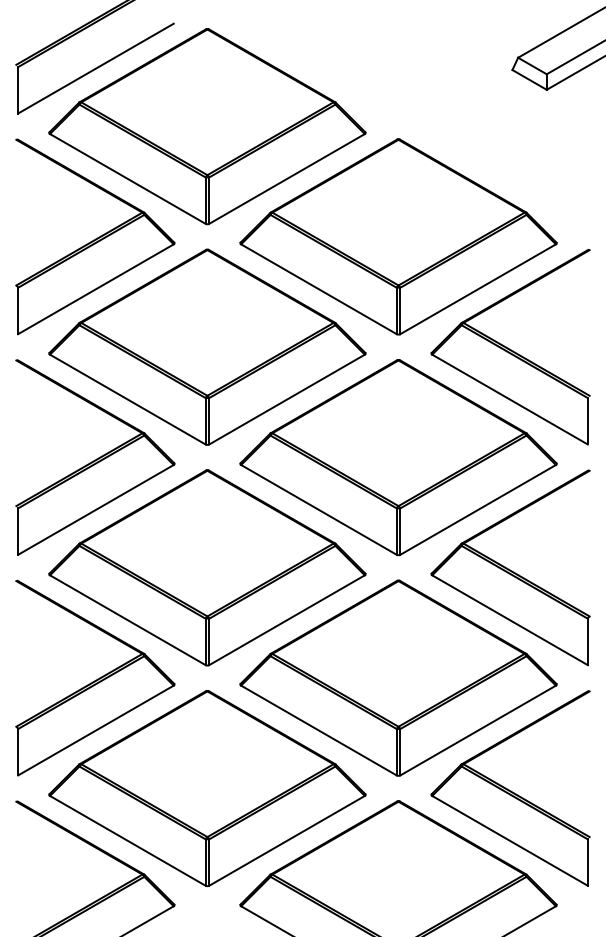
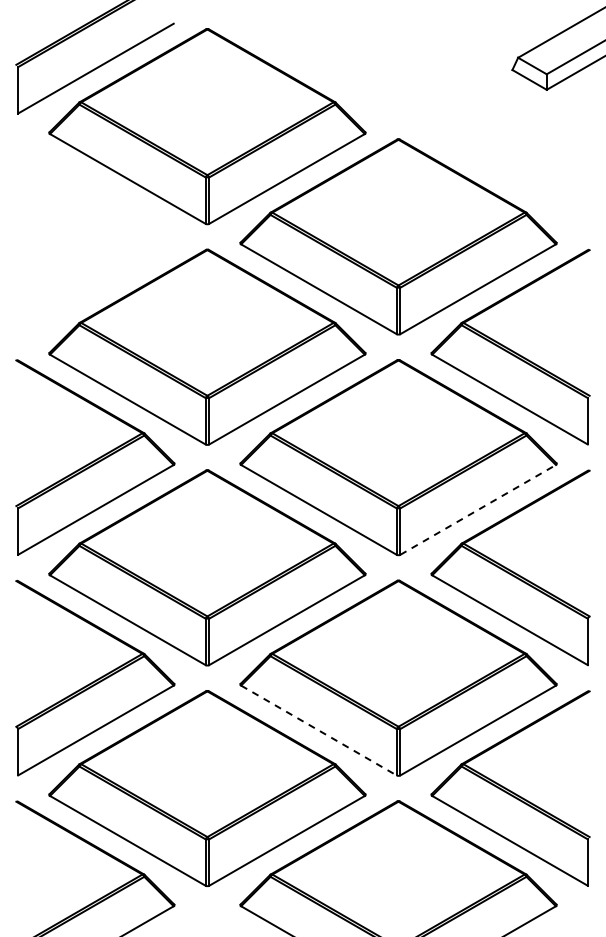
part: present -> none (95, 236)
line: solid -> dashed (478, 509)
line: solid -> dashed (318, 730)
